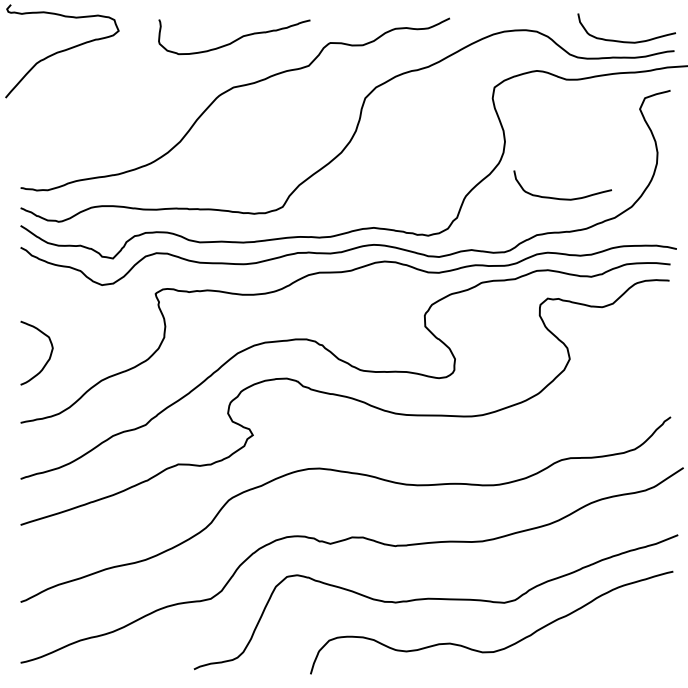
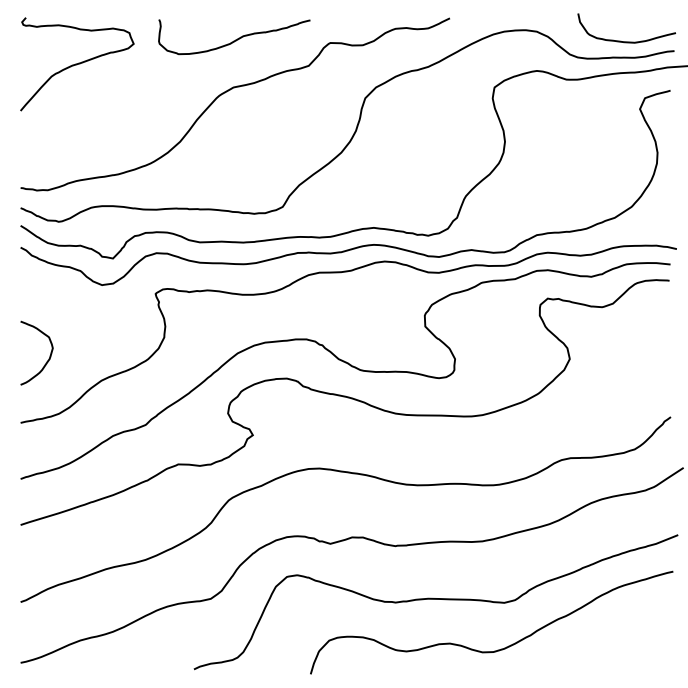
curve position: (62, 51) -> (77, 64) (77, 64)
curve: present -> none (562, 198)
